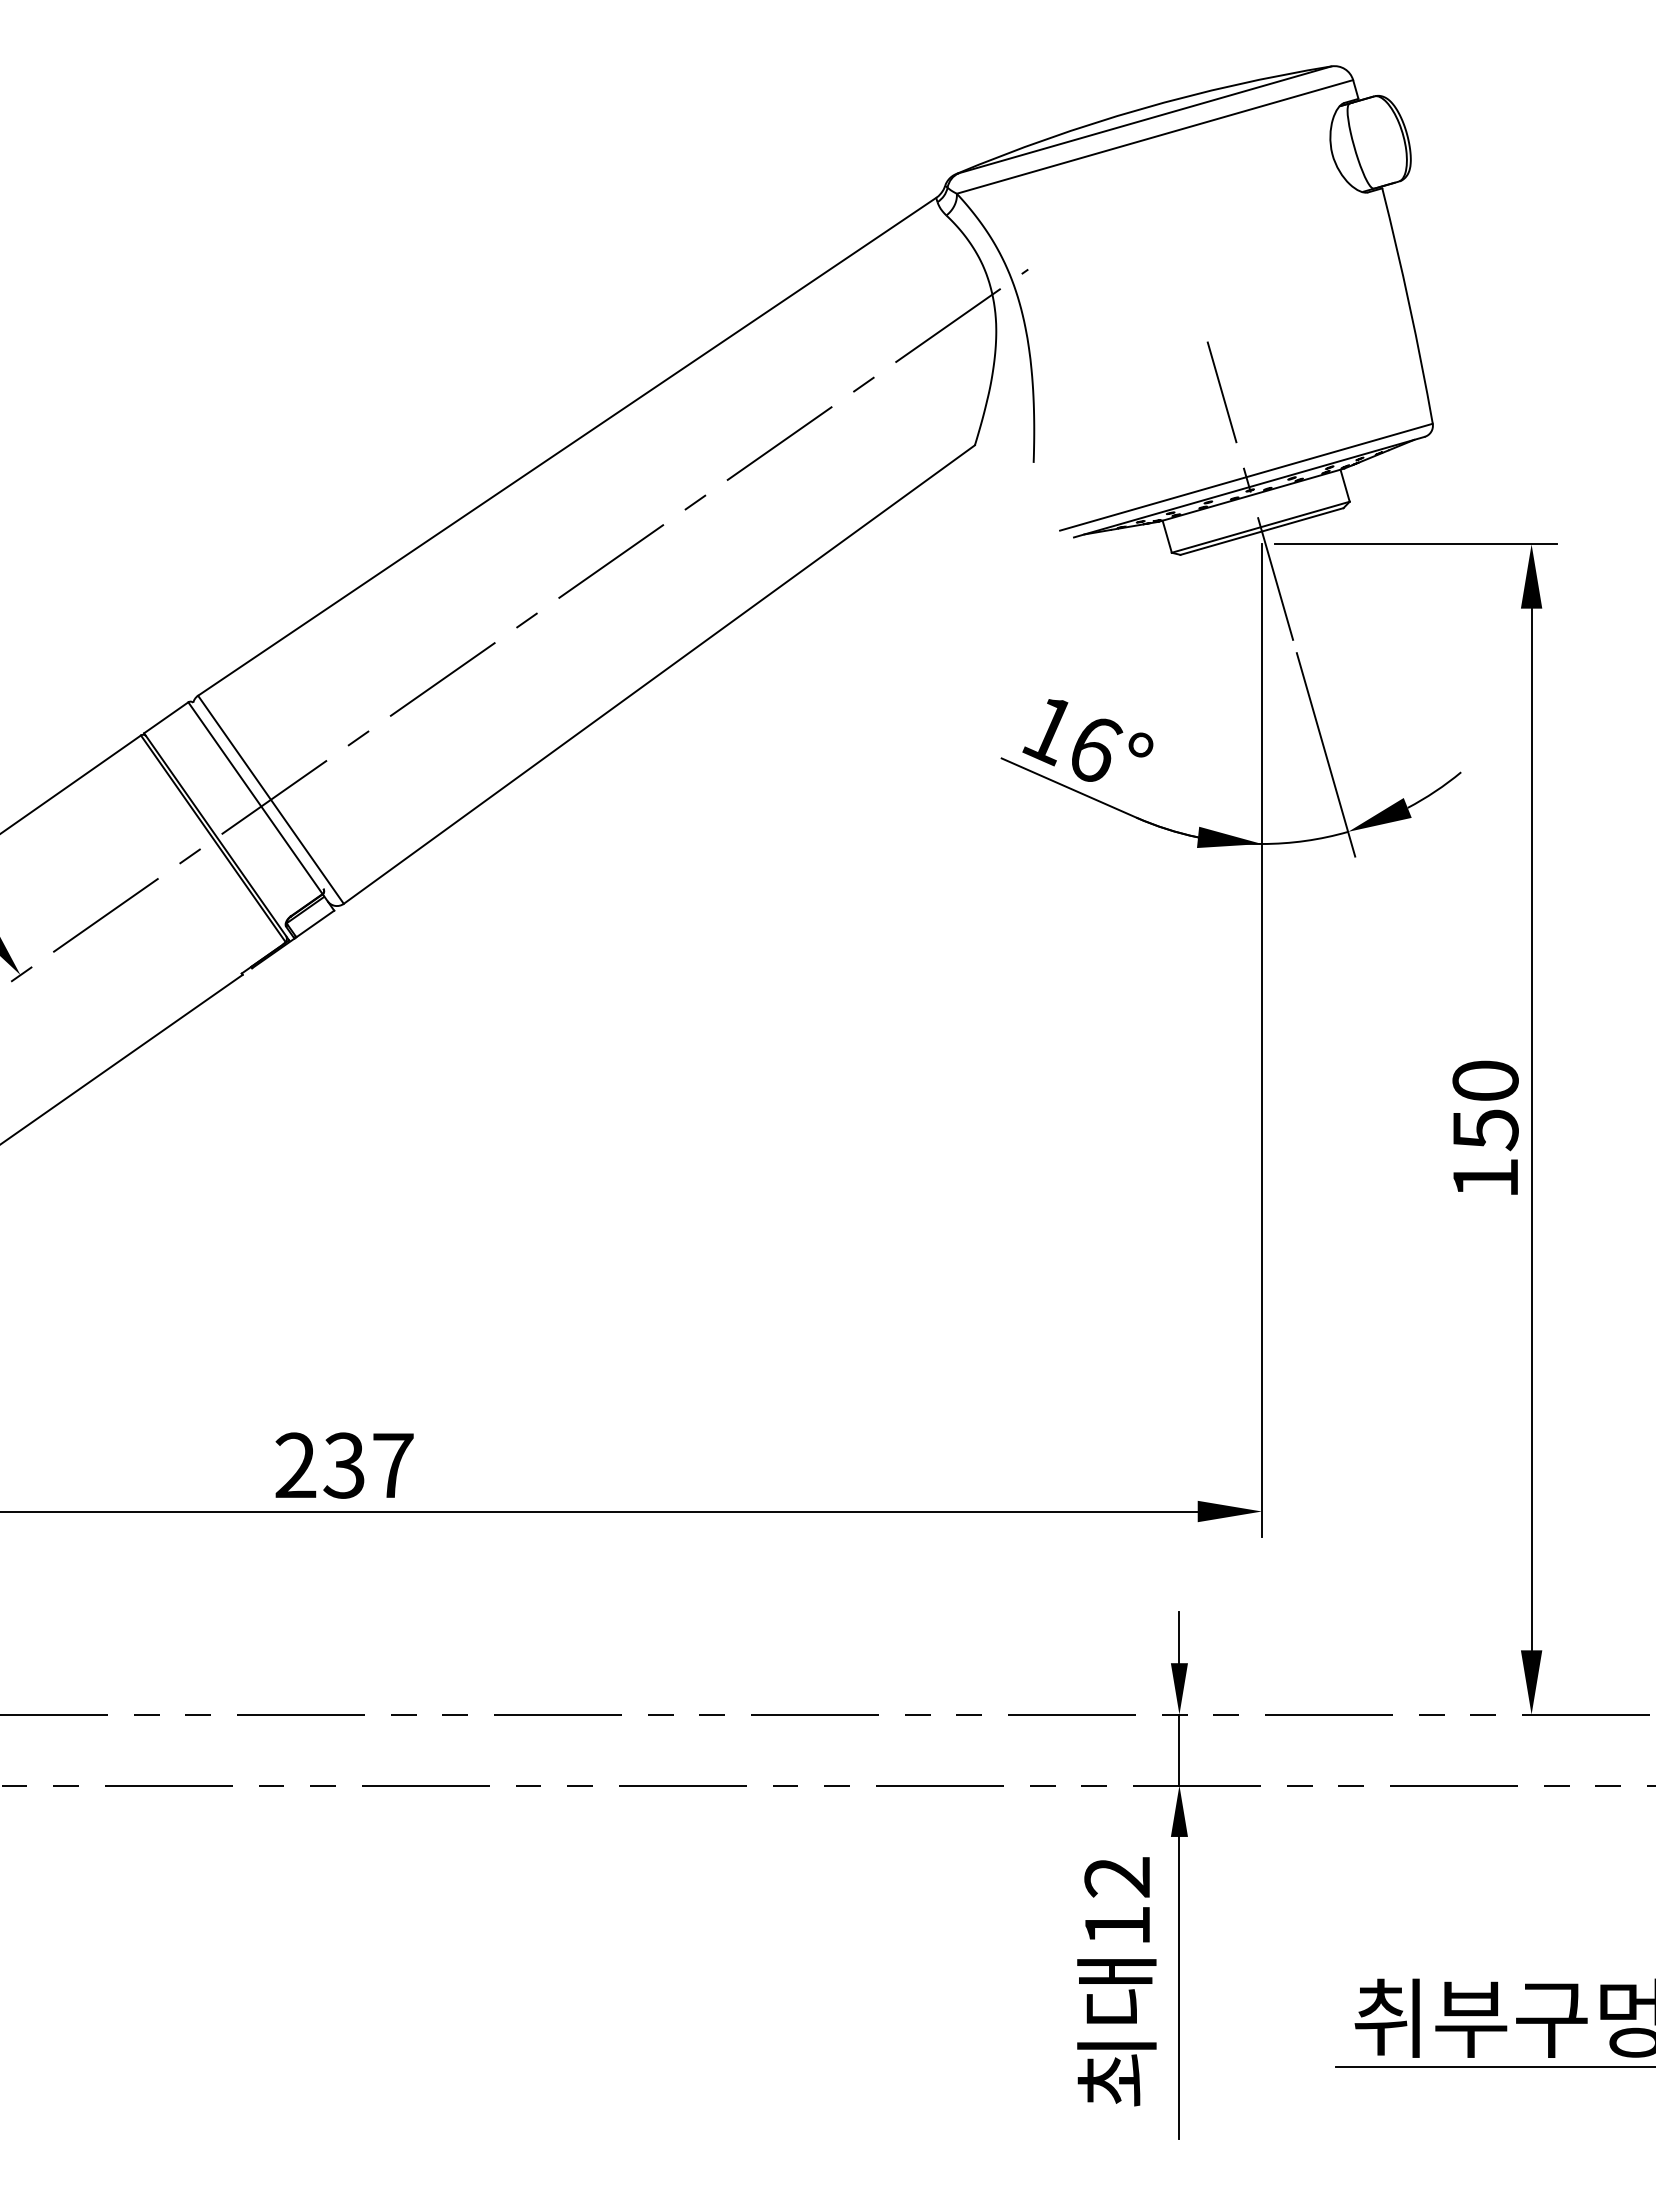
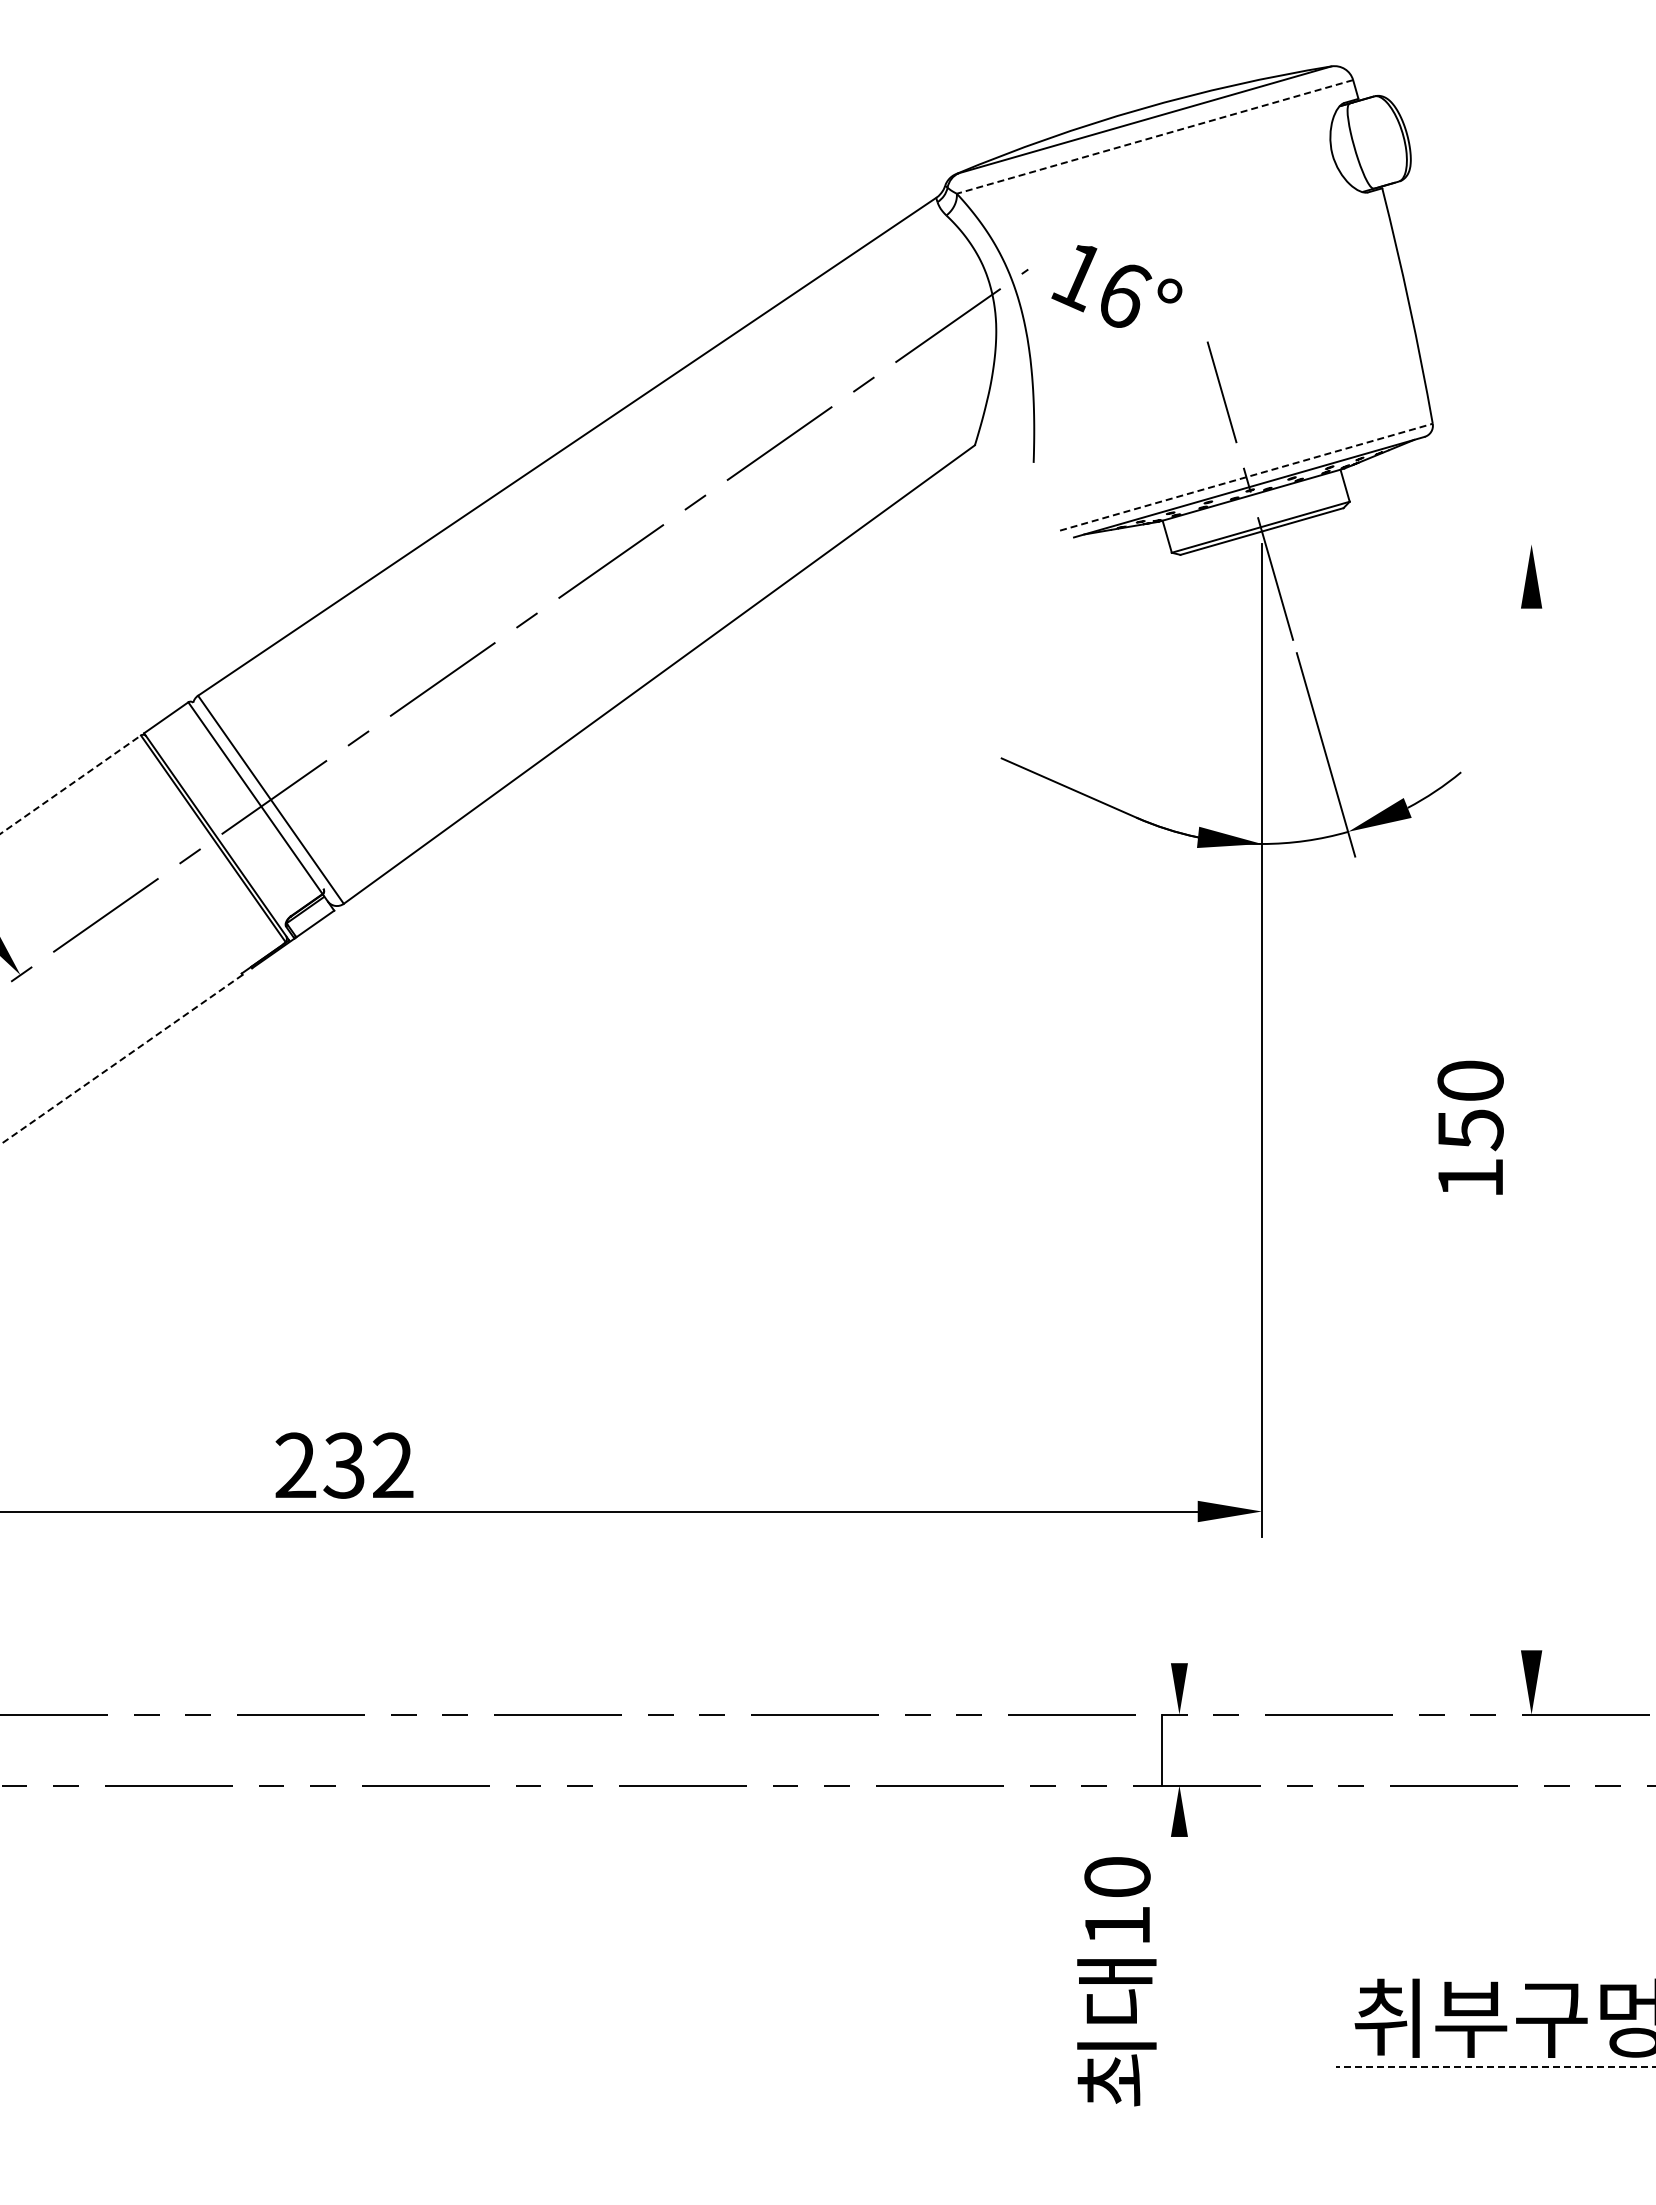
line: solid -> dashed (1154, 137)
line: solid -> dashed (1246, 477)
line: present -> none (1415, 544)
text position: (1087, 740) -> (1116, 286) (1116, 286)
line: solid -> dashed (70, 784)
line: solid -> dashed (121, 1059)
text position: (1485, 1127) -> (1470, 1127) (1470, 1127)
line: present -> none (1531, 1129)
text: 237 -> 232 (393, 1464)
line: present -> none (1179, 1637)
line position: (1179, 1749) -> (1162, 1749) (1162, 1749)
text: 12 -> 10 (1117, 1877)
line: present -> none (1179, 1987)
line: solid -> dashed (1495, 2067)
